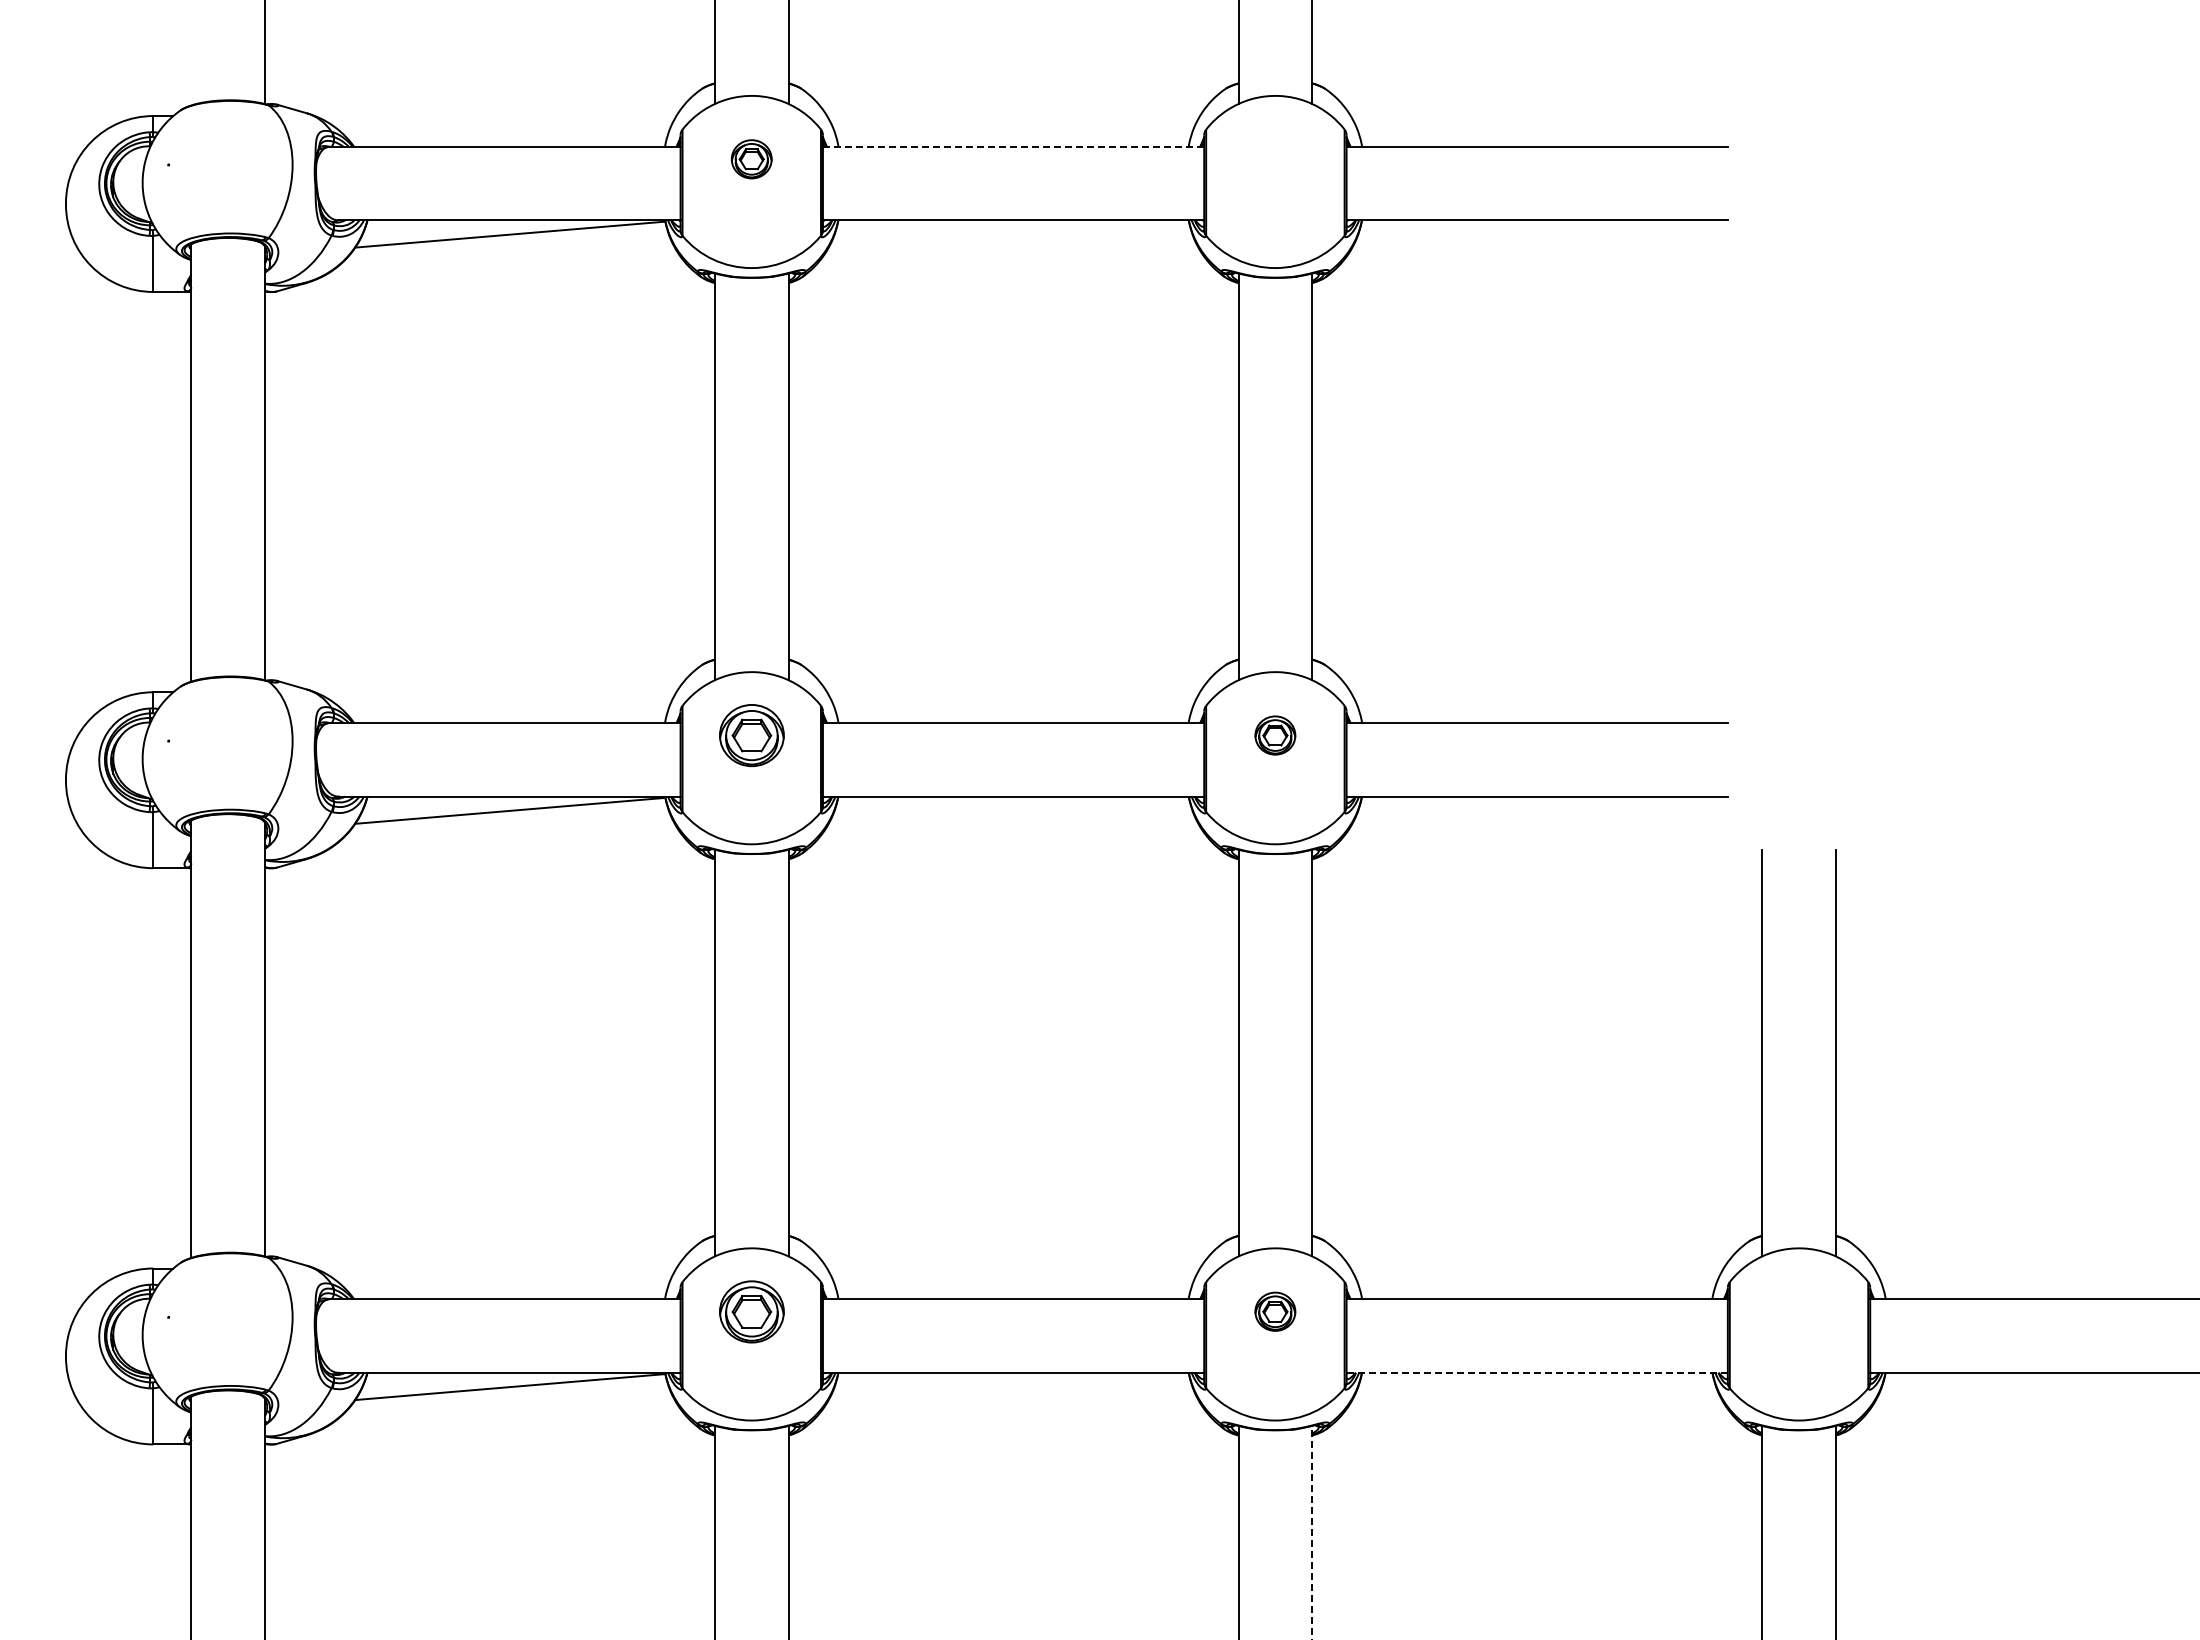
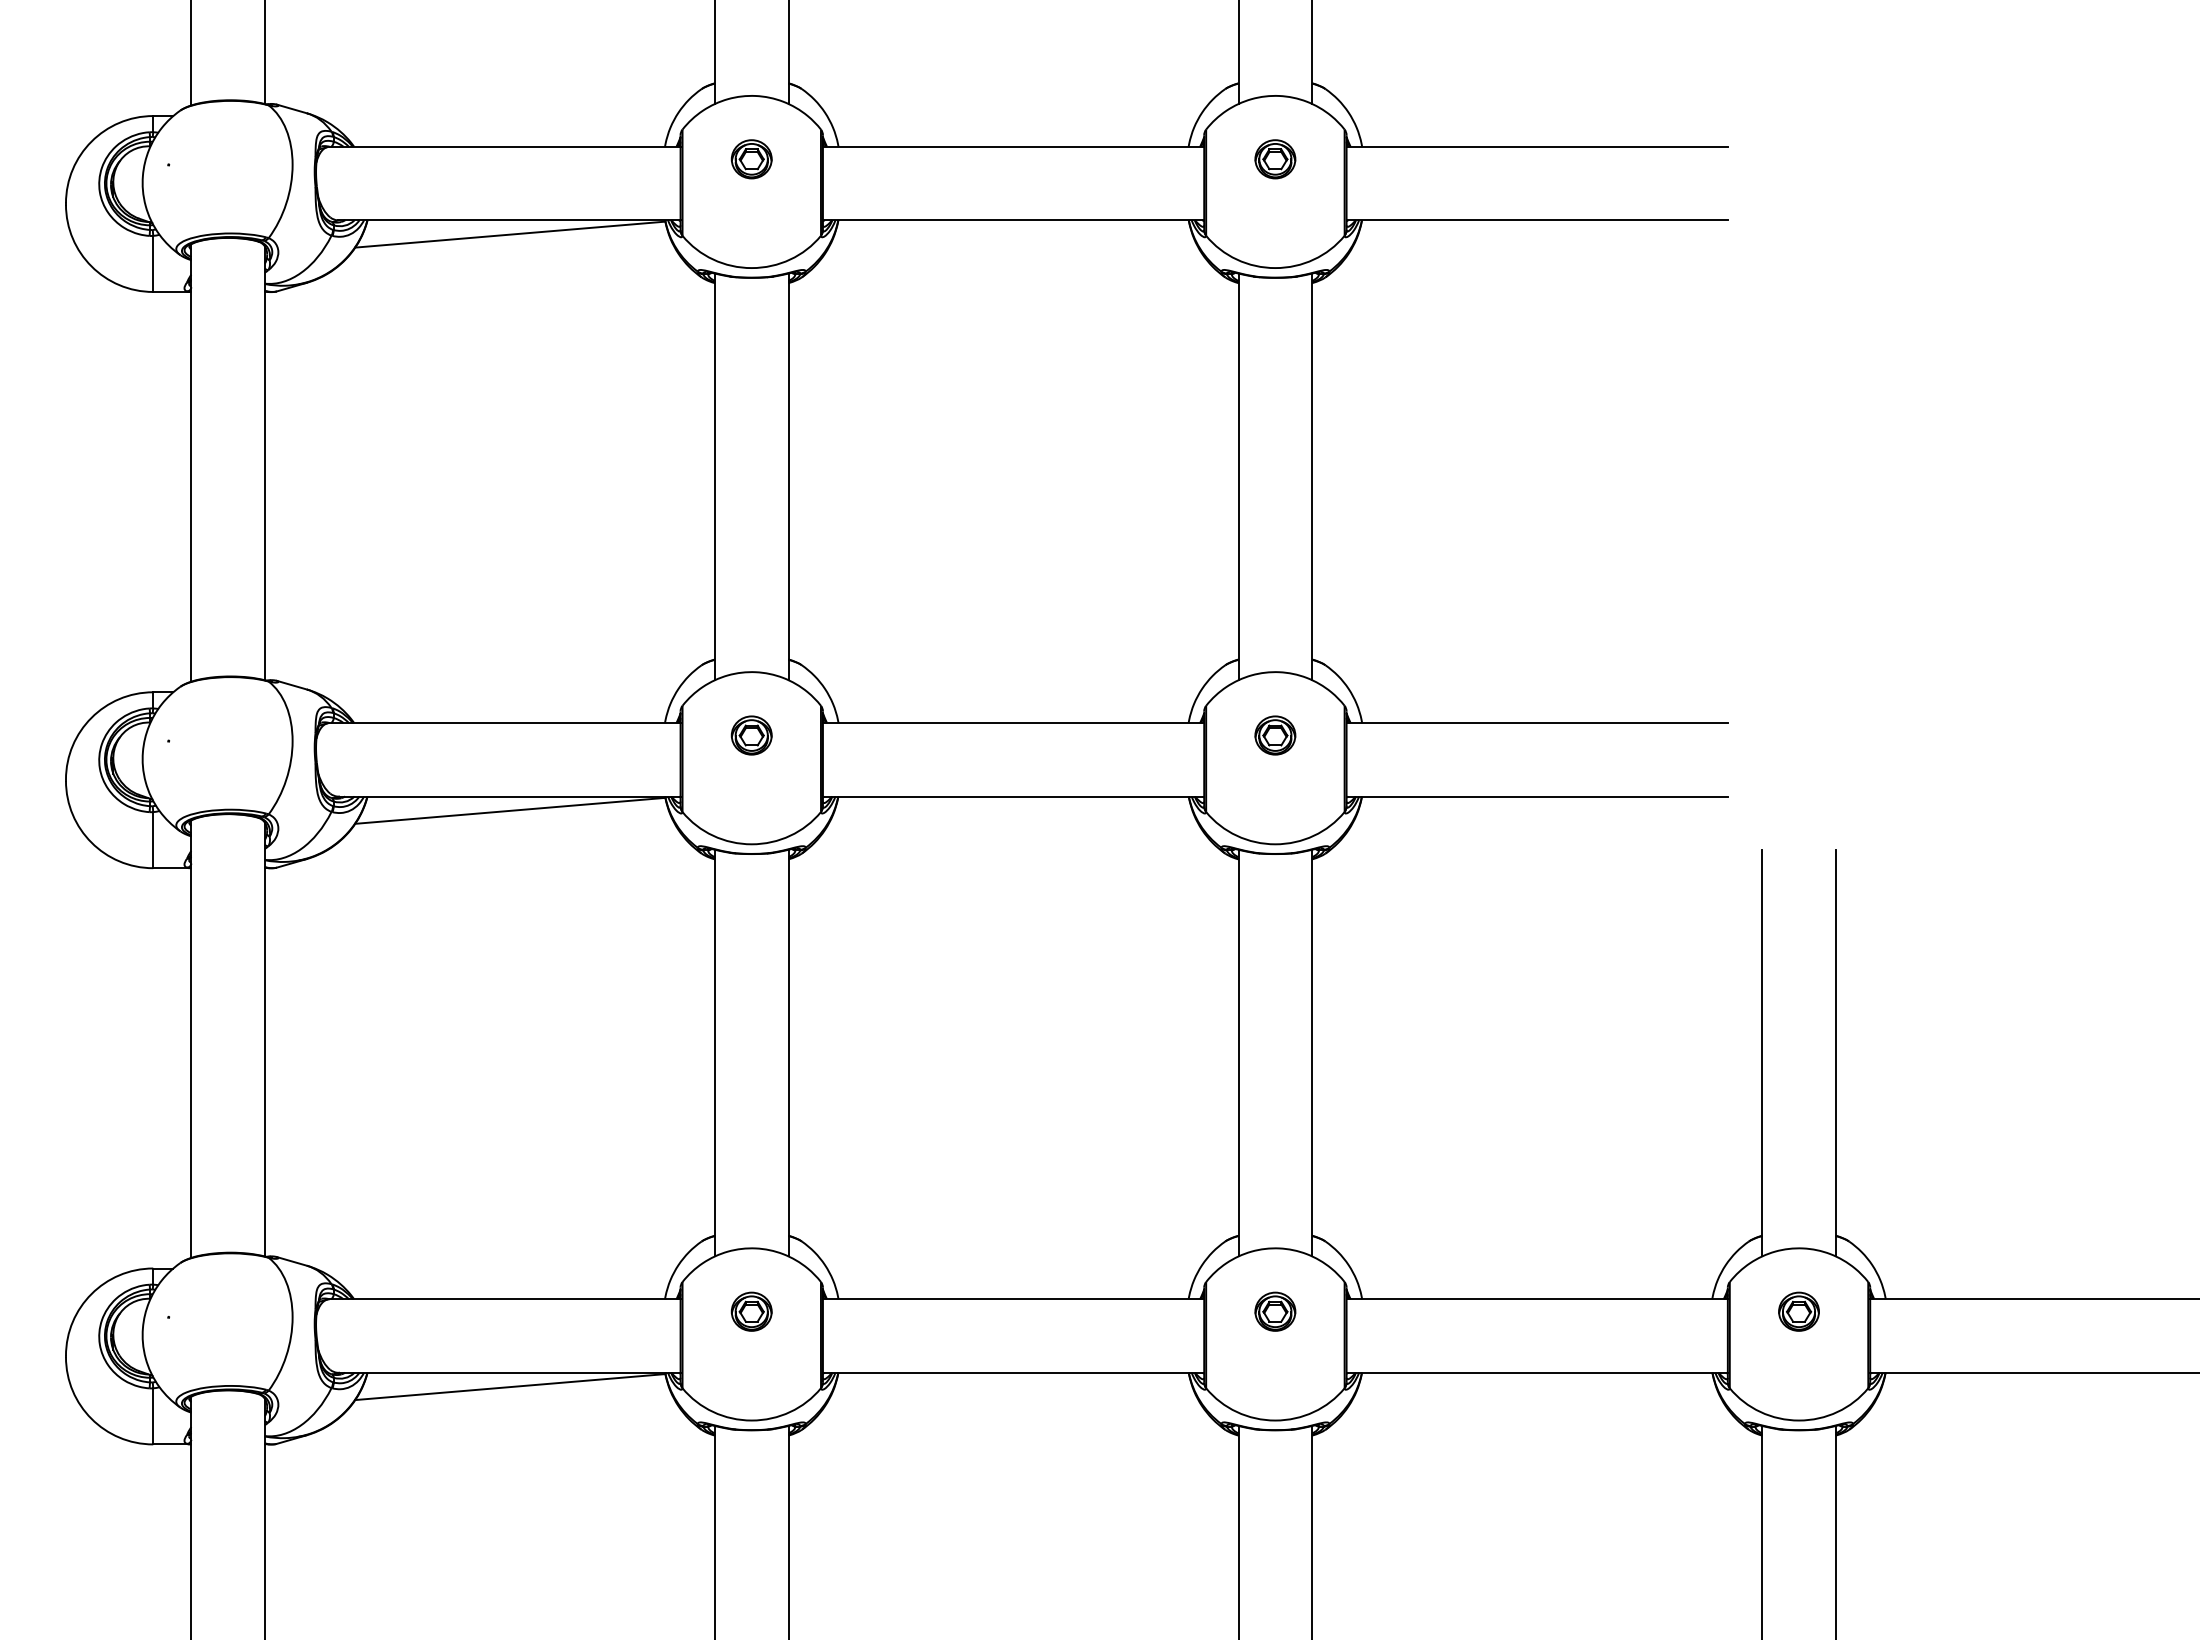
line: none -> present (191, 53)
line: dashed -> solid (1013, 146)
part: none -> present (1275, 159)
part size: 66x64 px -> 43x41 px (751, 735)
part size: 66x64 px -> 43x41 px (751, 1311)
part: none -> present (1798, 1311)
line: dashed -> solid (1537, 1372)
line: dashed -> solid (1312, 1532)
